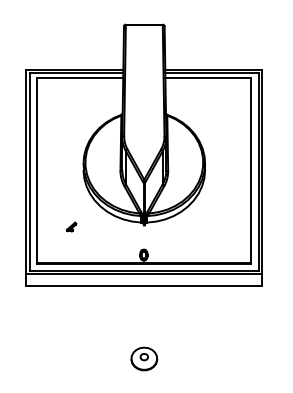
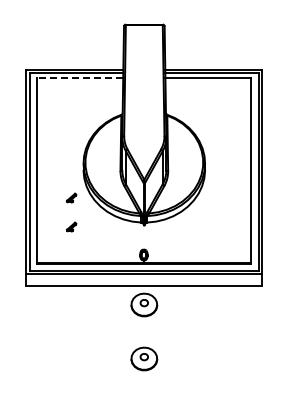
line: solid -> dashed (80, 78)
part: none -> present (71, 197)
part: none -> present (144, 304)
